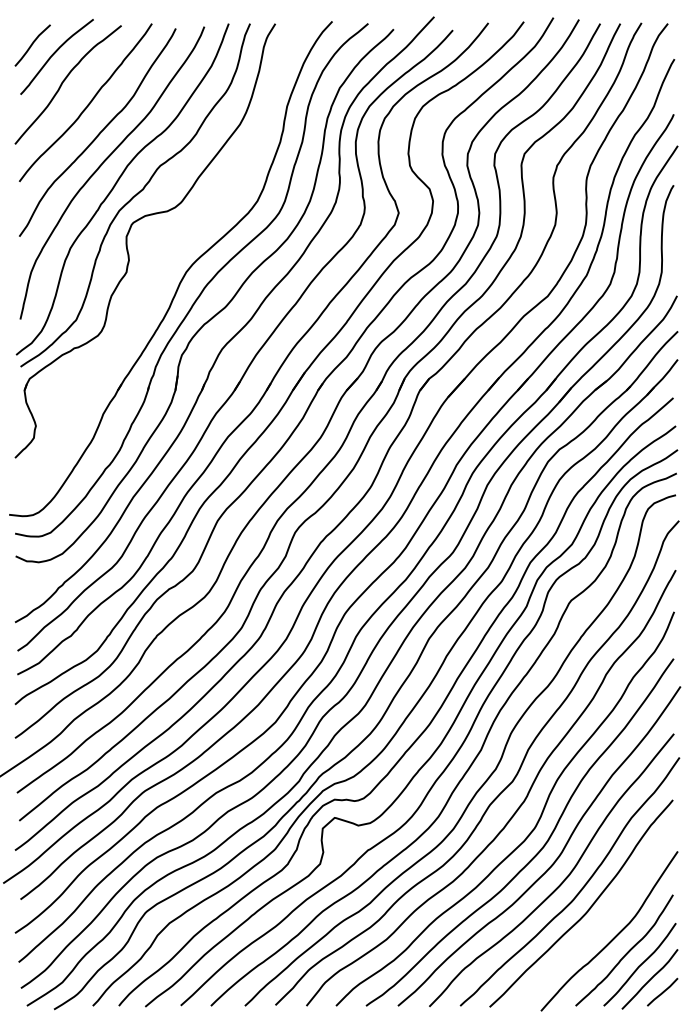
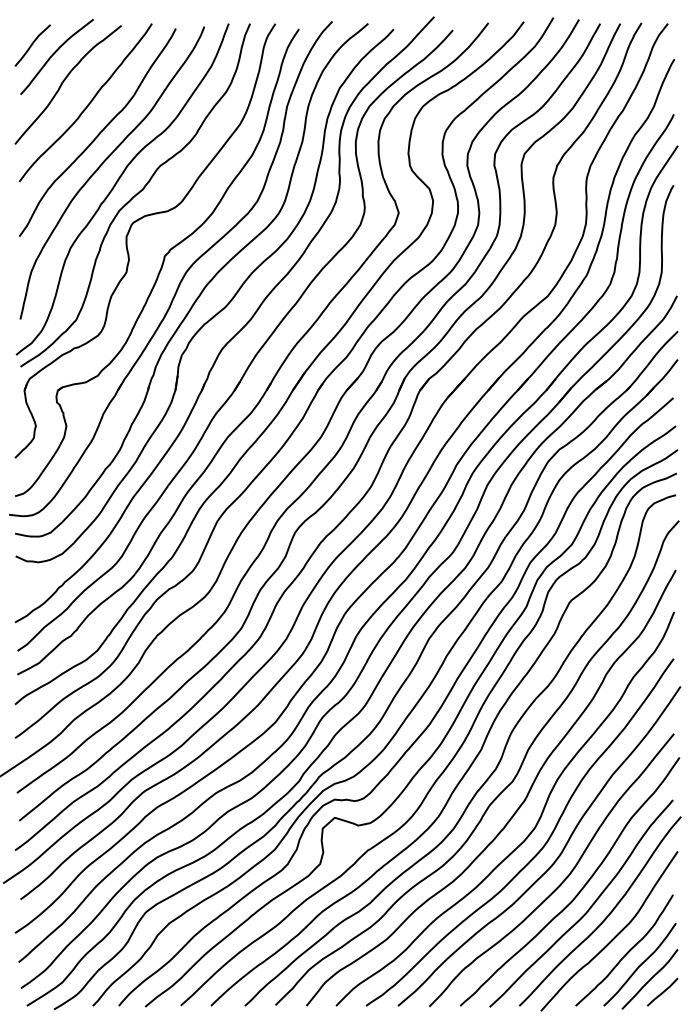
part: none -> present (157, 262)
curve: none -> present (606, 916)
